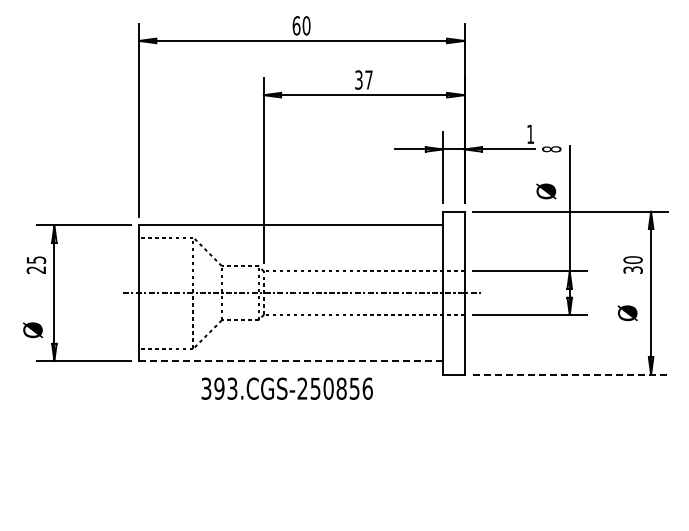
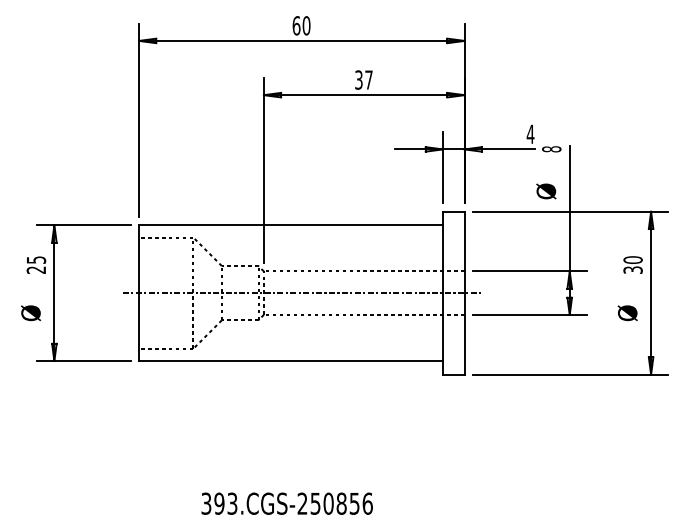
text: 1 -> 4 (530, 133)
text position: (33, 330) -> (31, 313) (31, 313)
line: dashed -> solid (291, 360)
line: dashed -> solid (570, 374)
text position: (286, 388) -> (286, 503) (286, 503)
